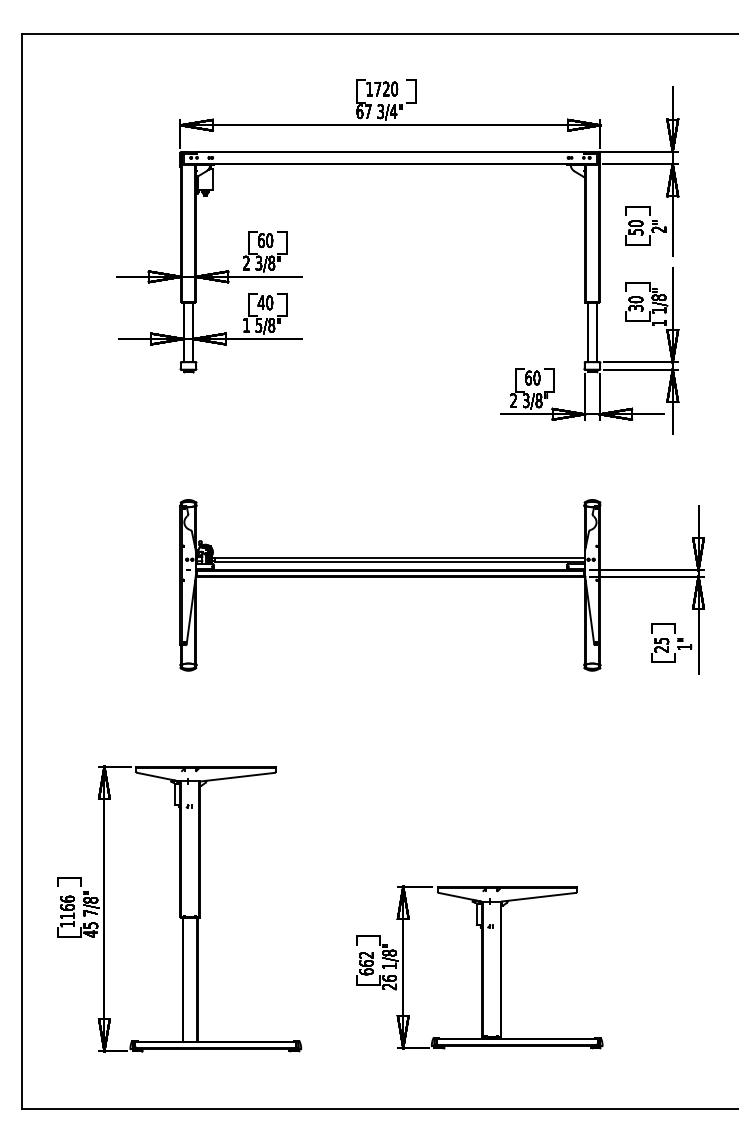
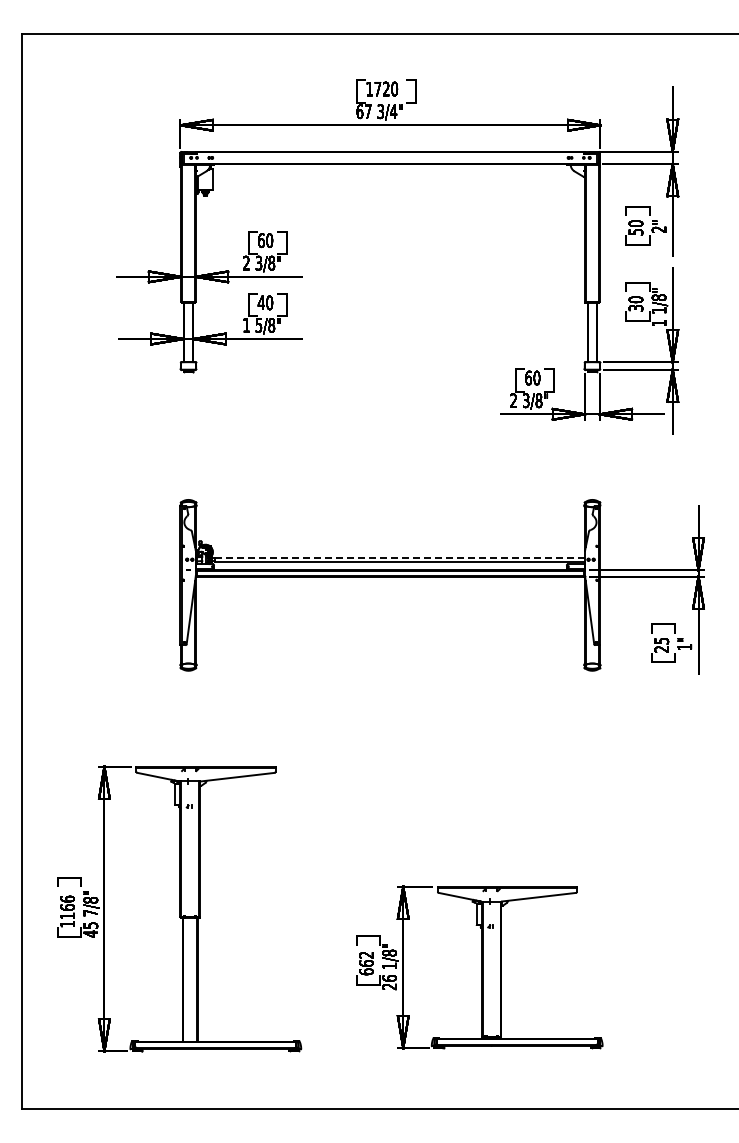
line: solid -> dashed (400, 557)
